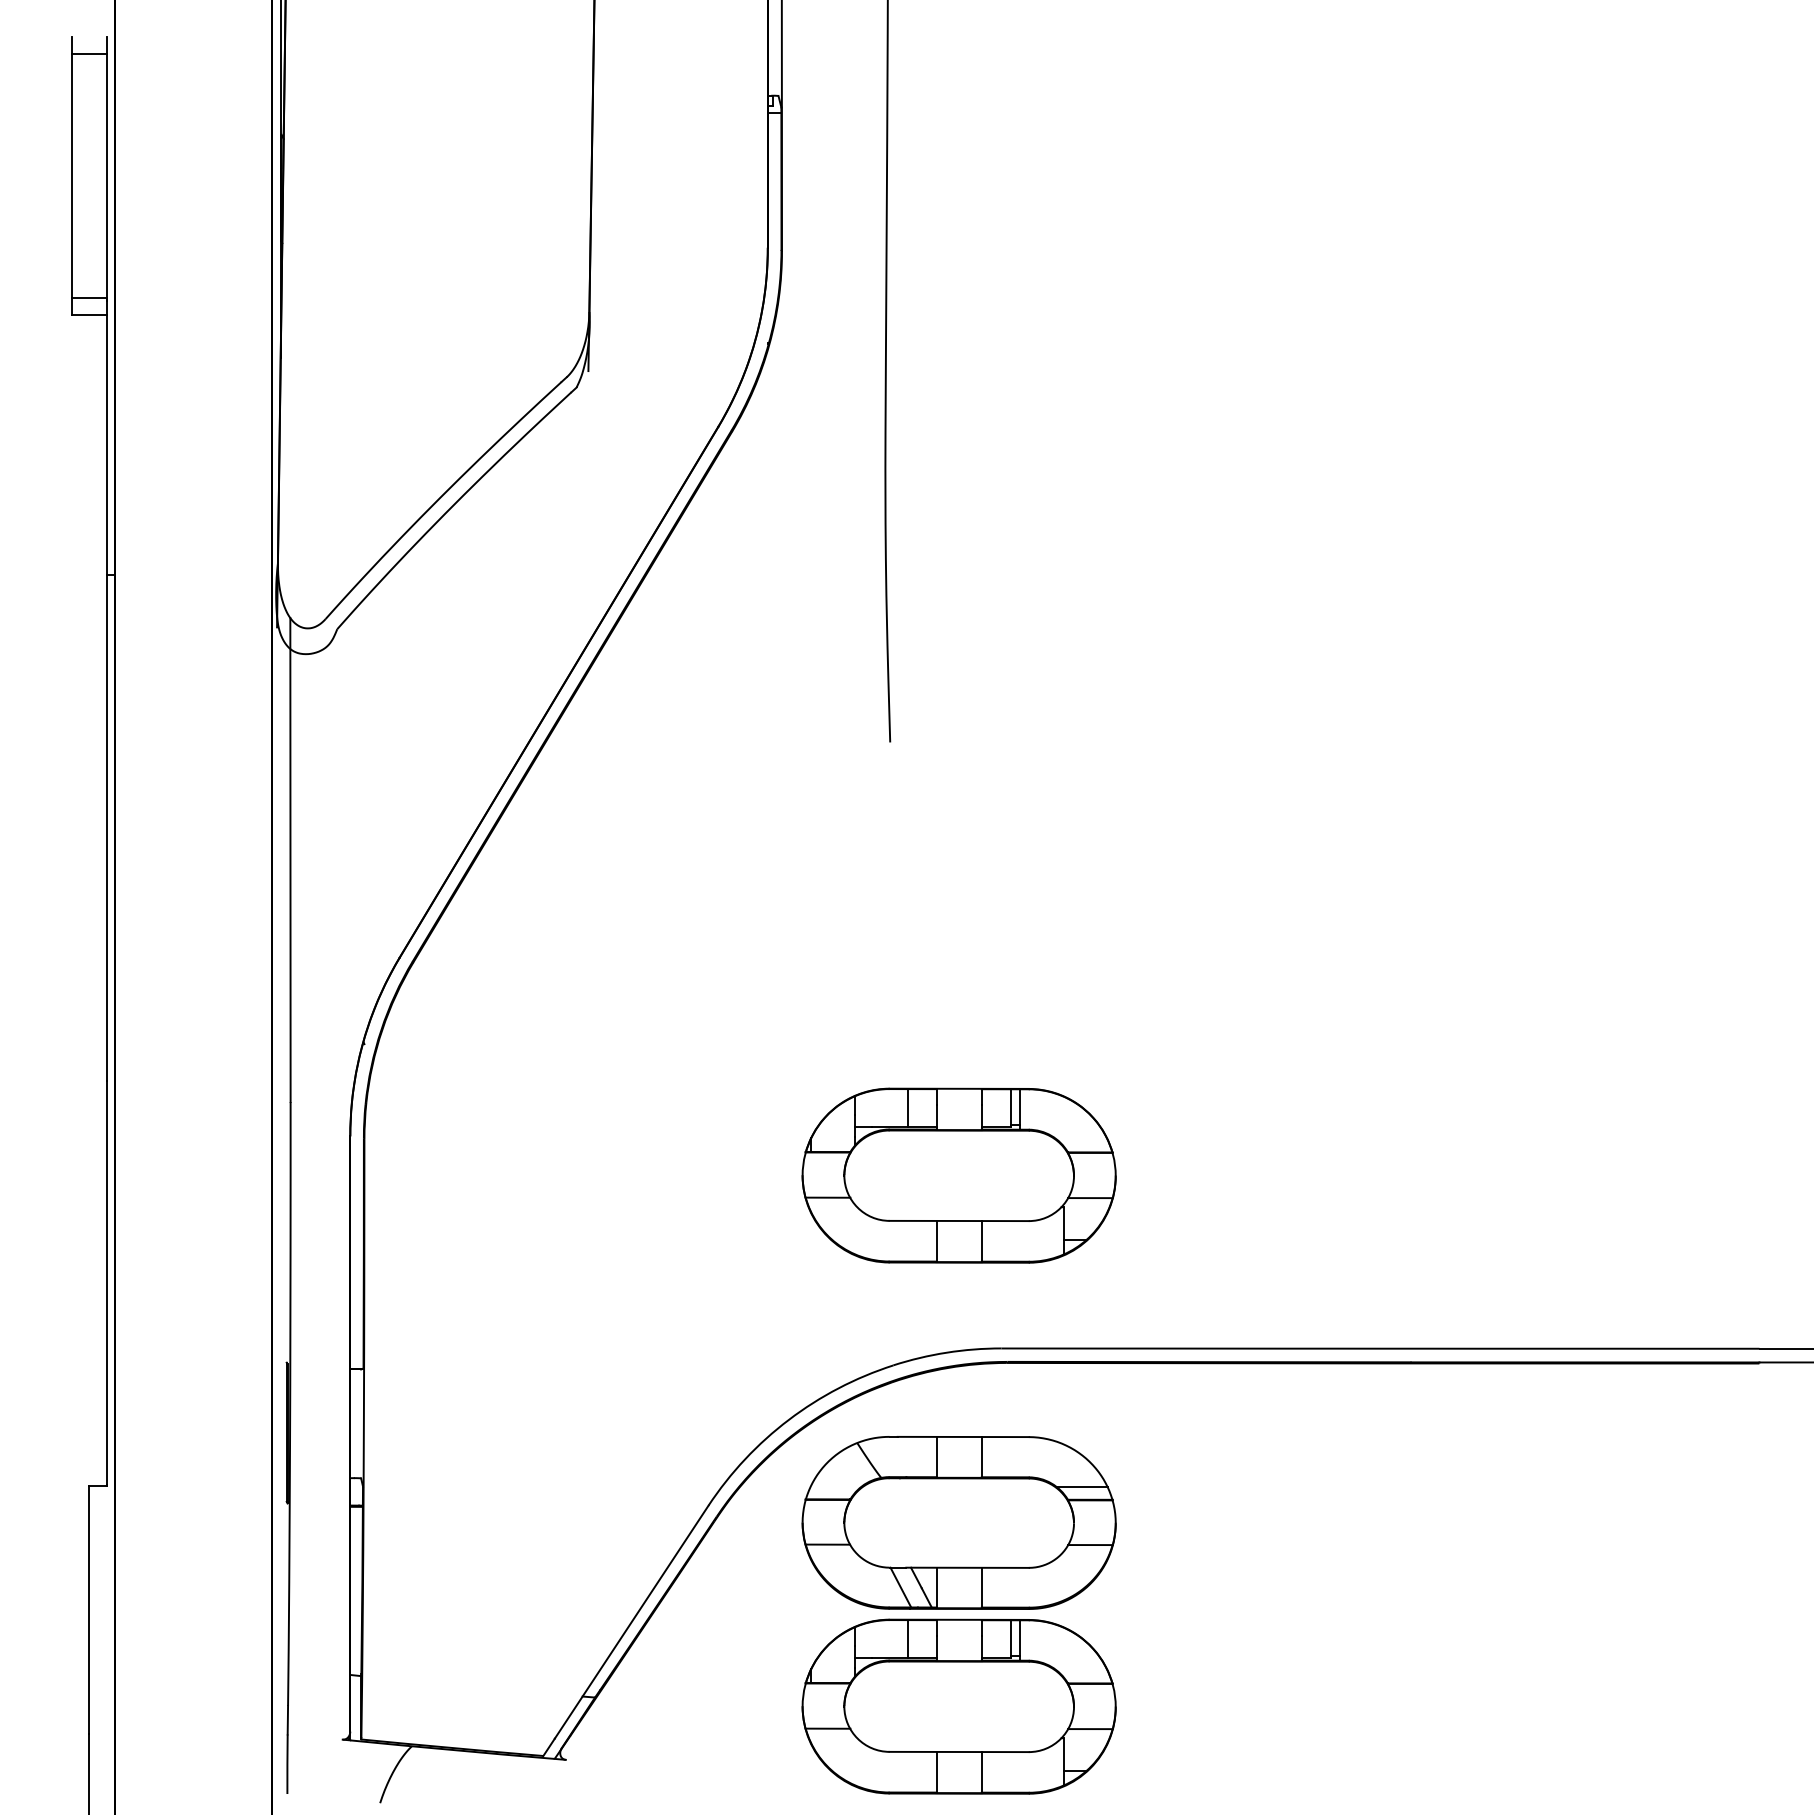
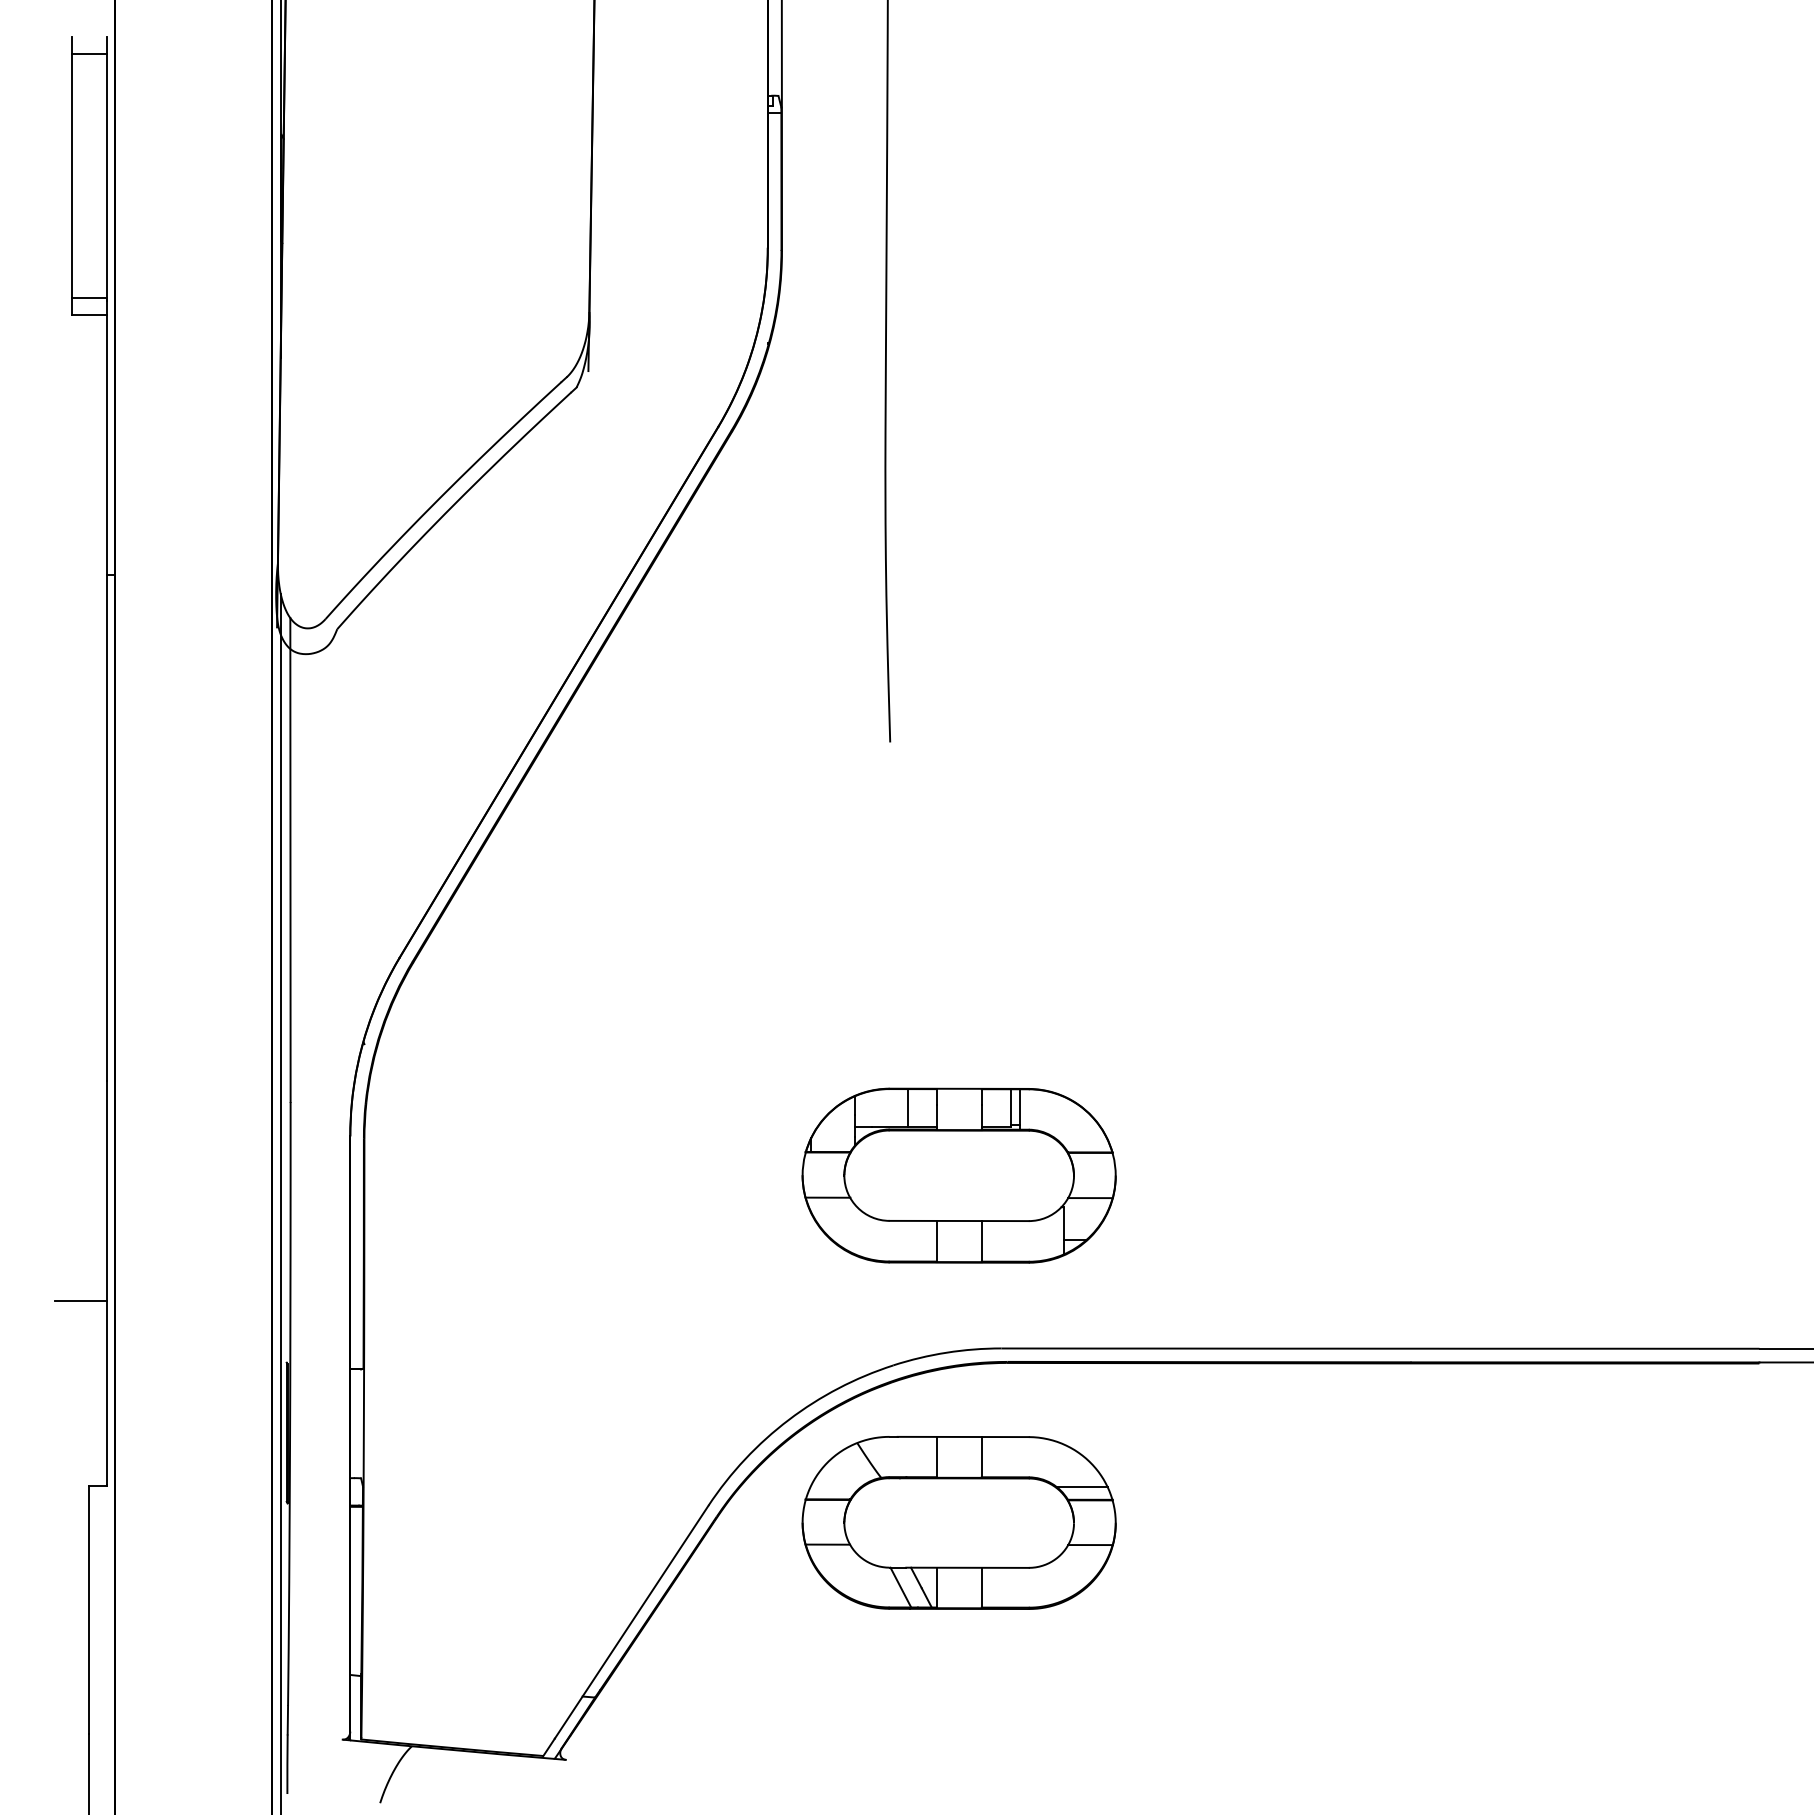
line: none -> present (280, 1202)
line: none -> present (80, 1301)
part: present -> none (958, 1706)
